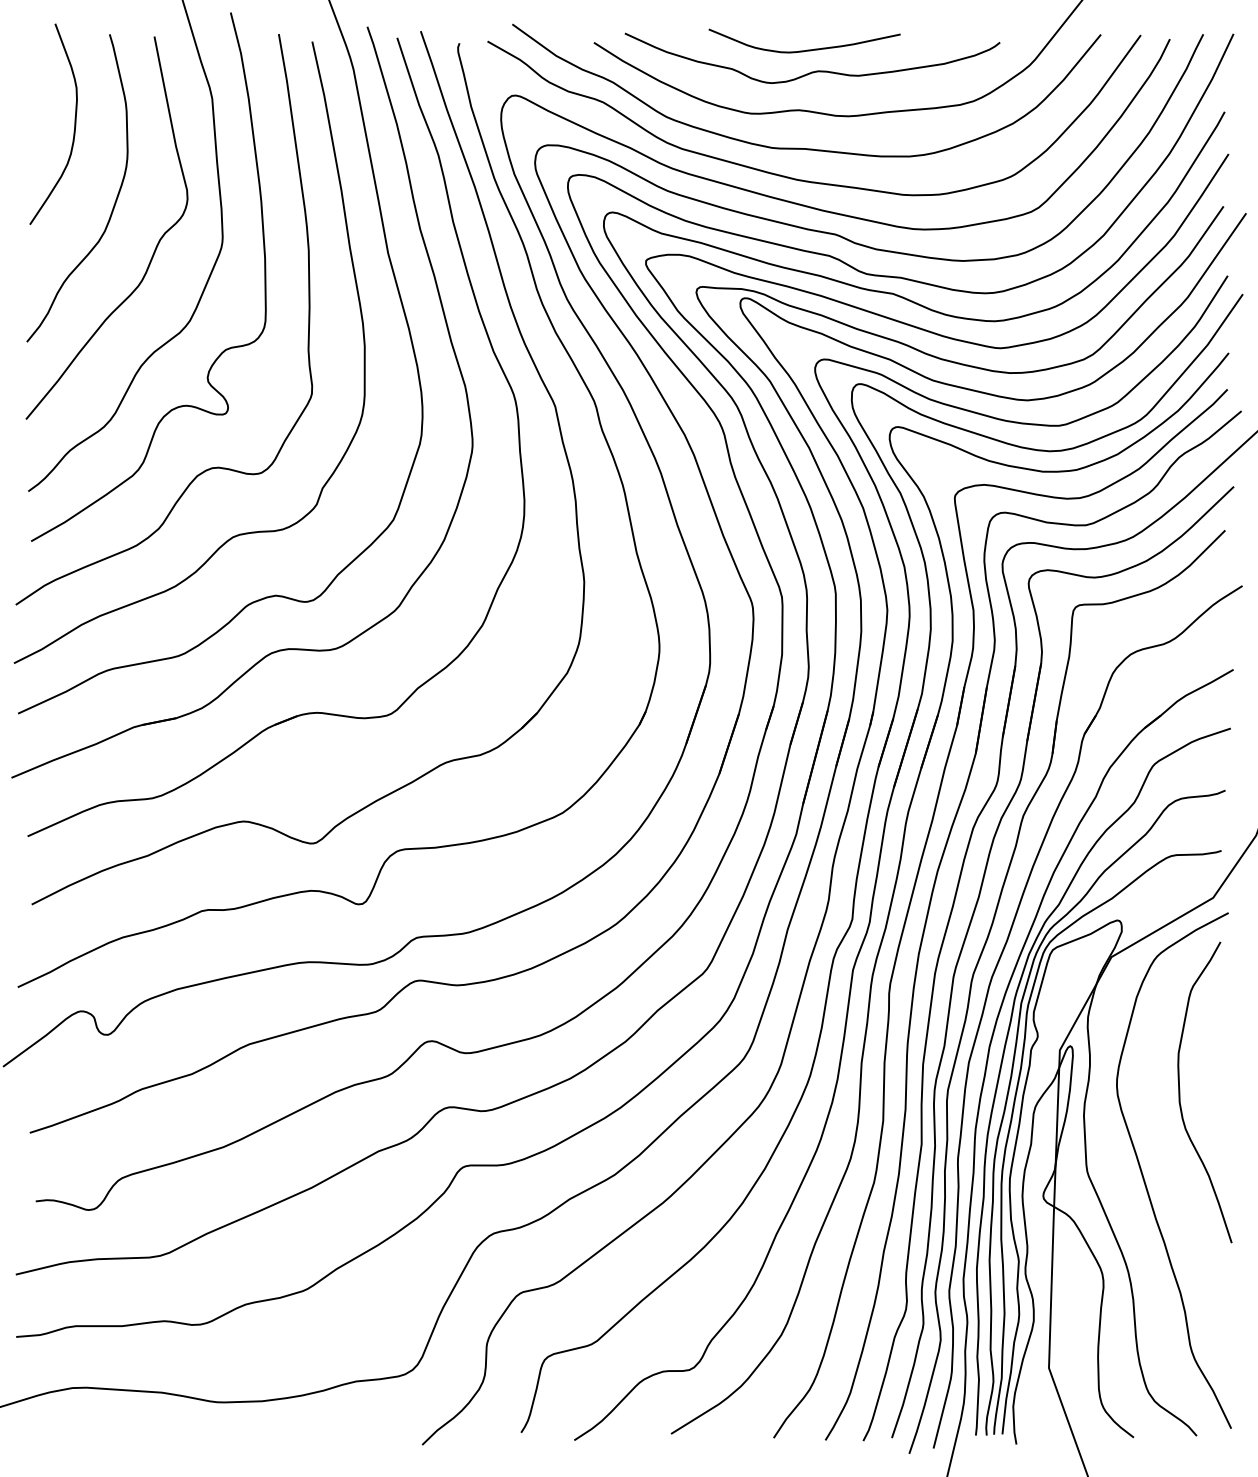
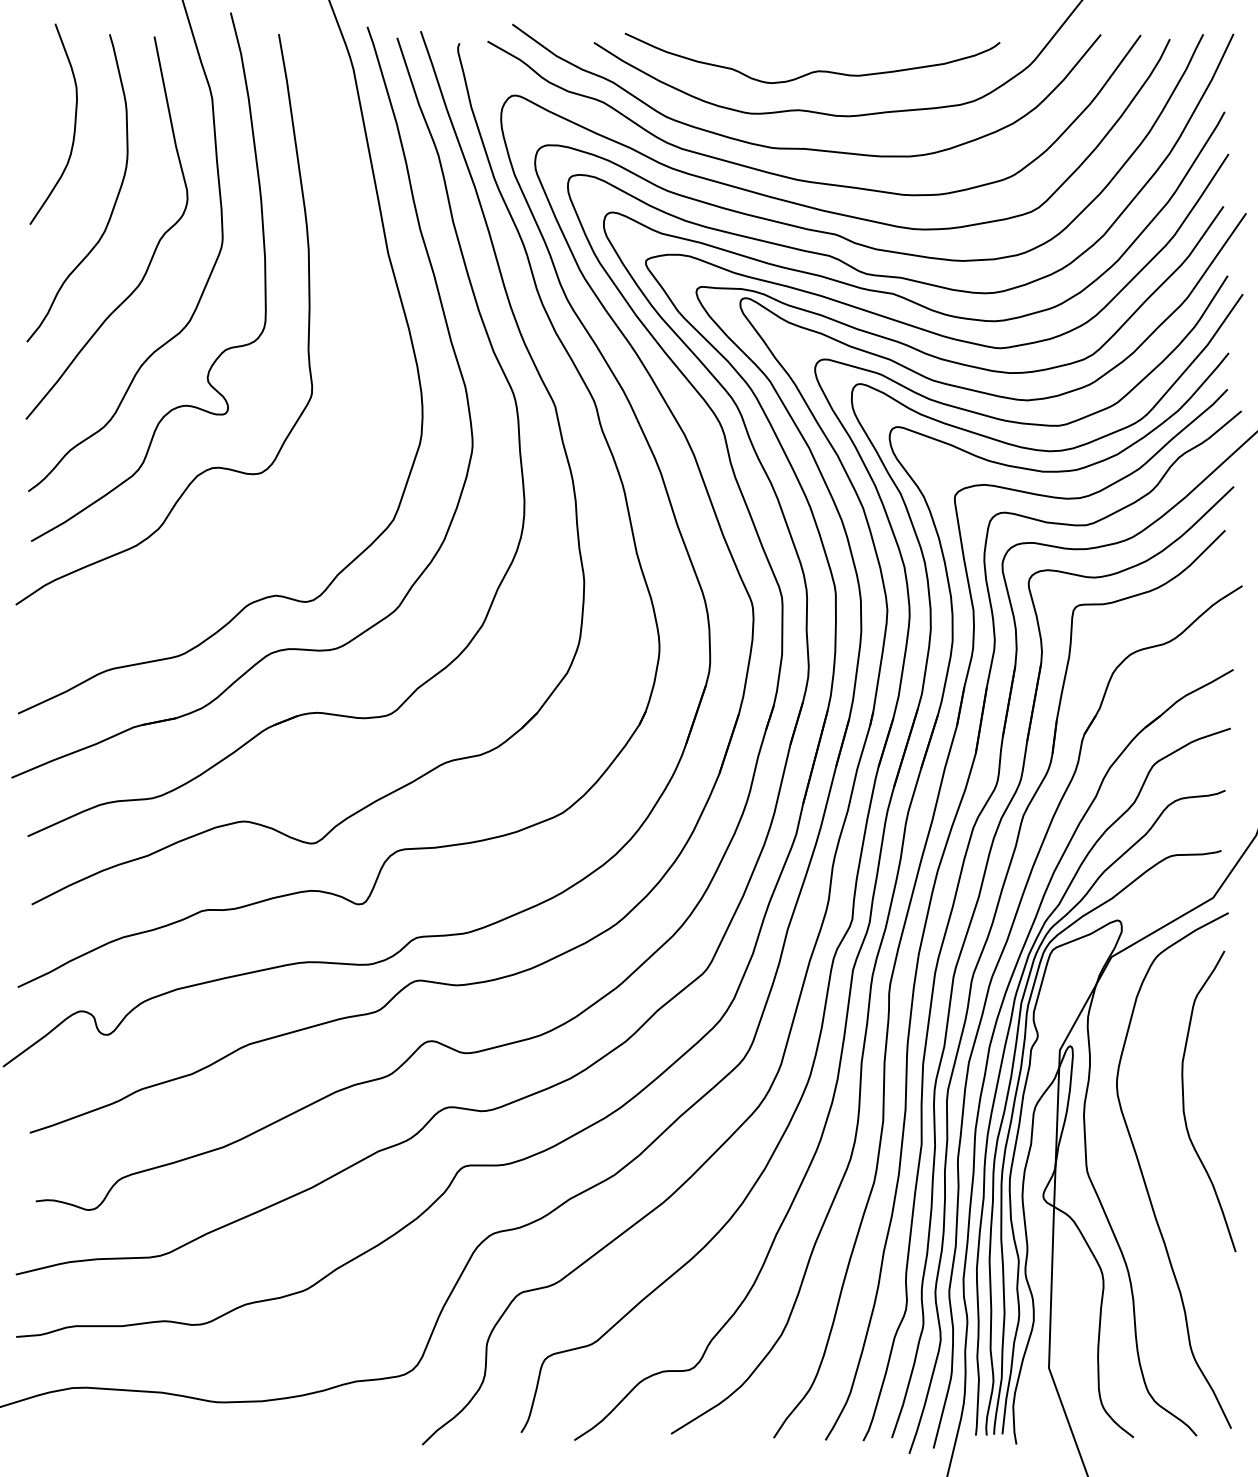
curve: present -> none (806, 49)
curve: present -> none (363, 352)
curve position: (1180, 1092) -> (1184, 1101) (1184, 1101)
